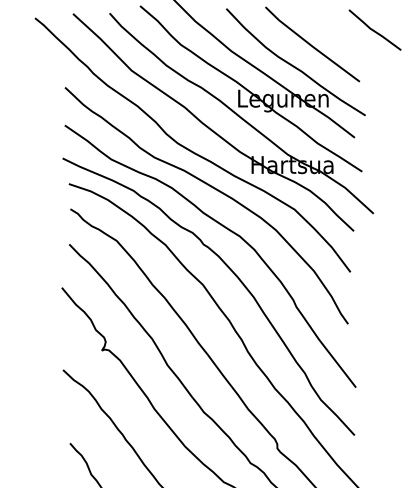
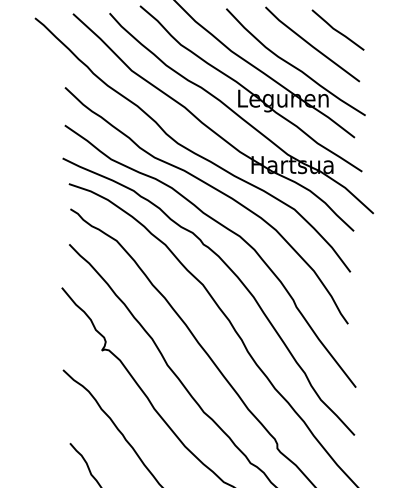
line position: (373, 29) -> (336, 29) (336, 29)
